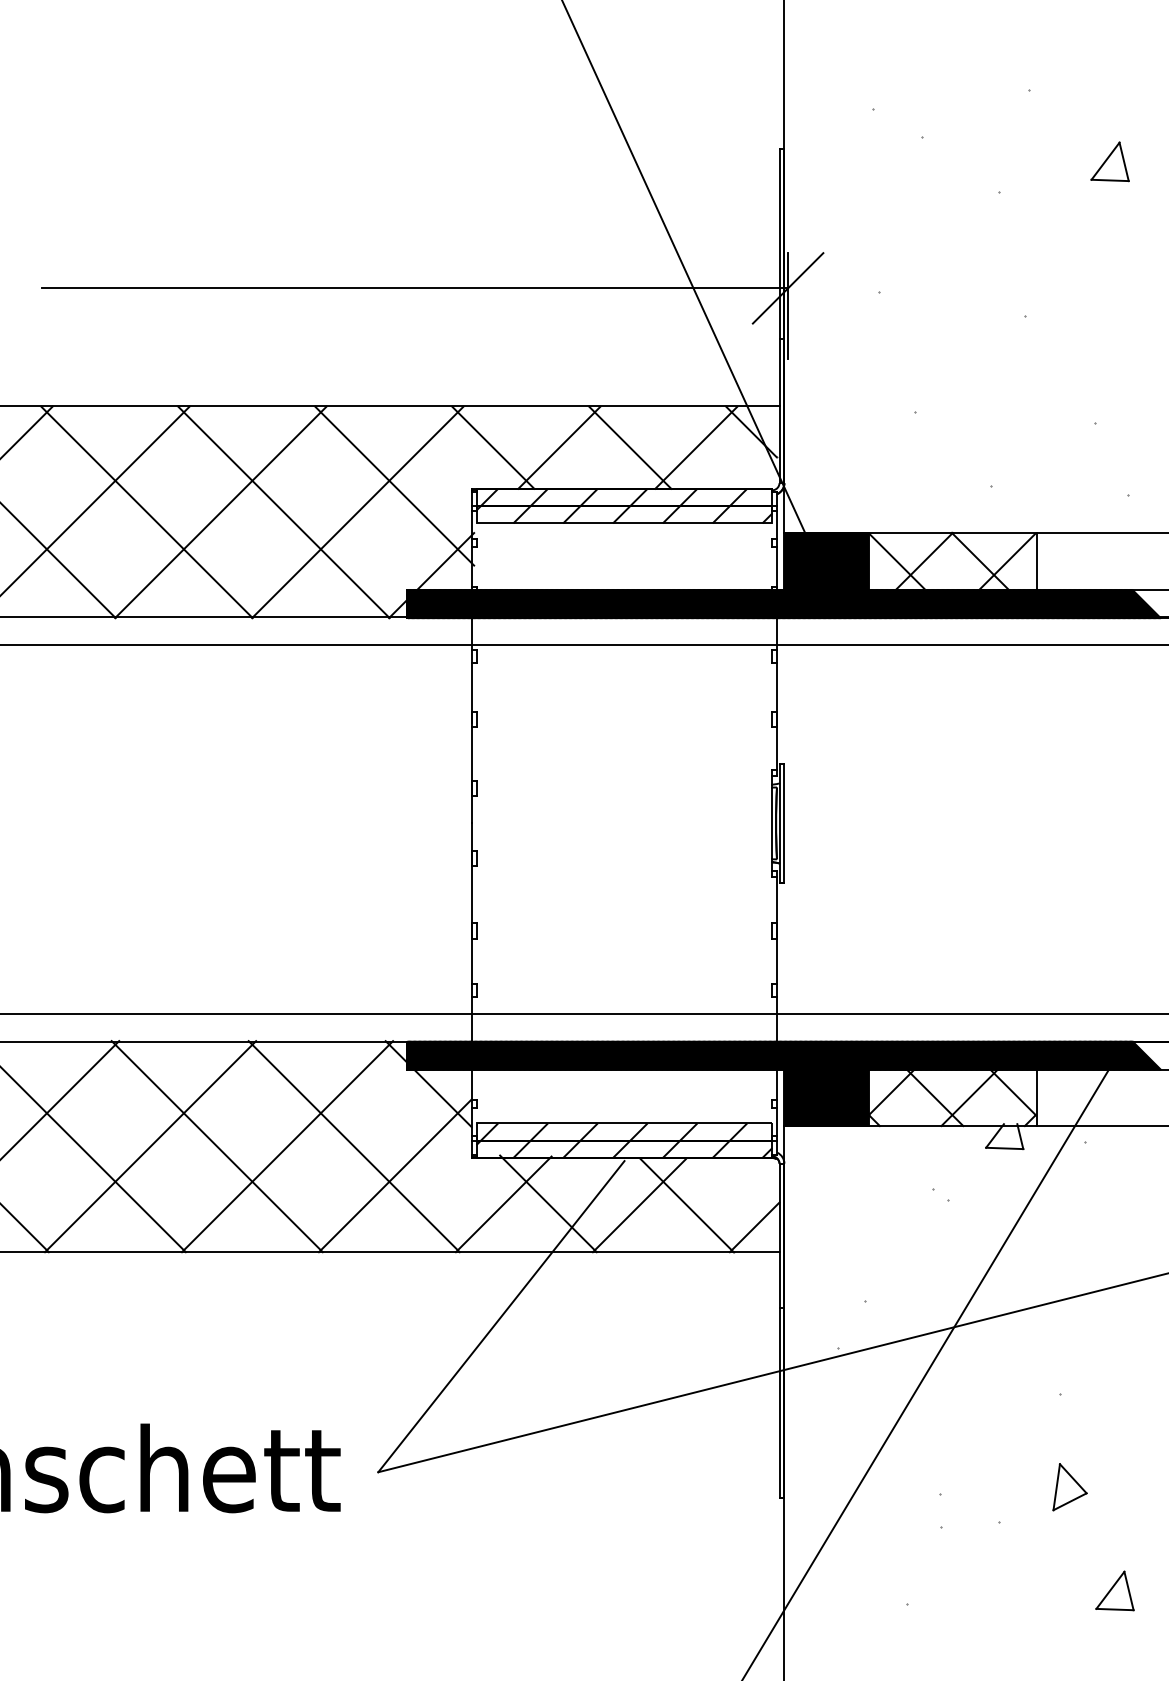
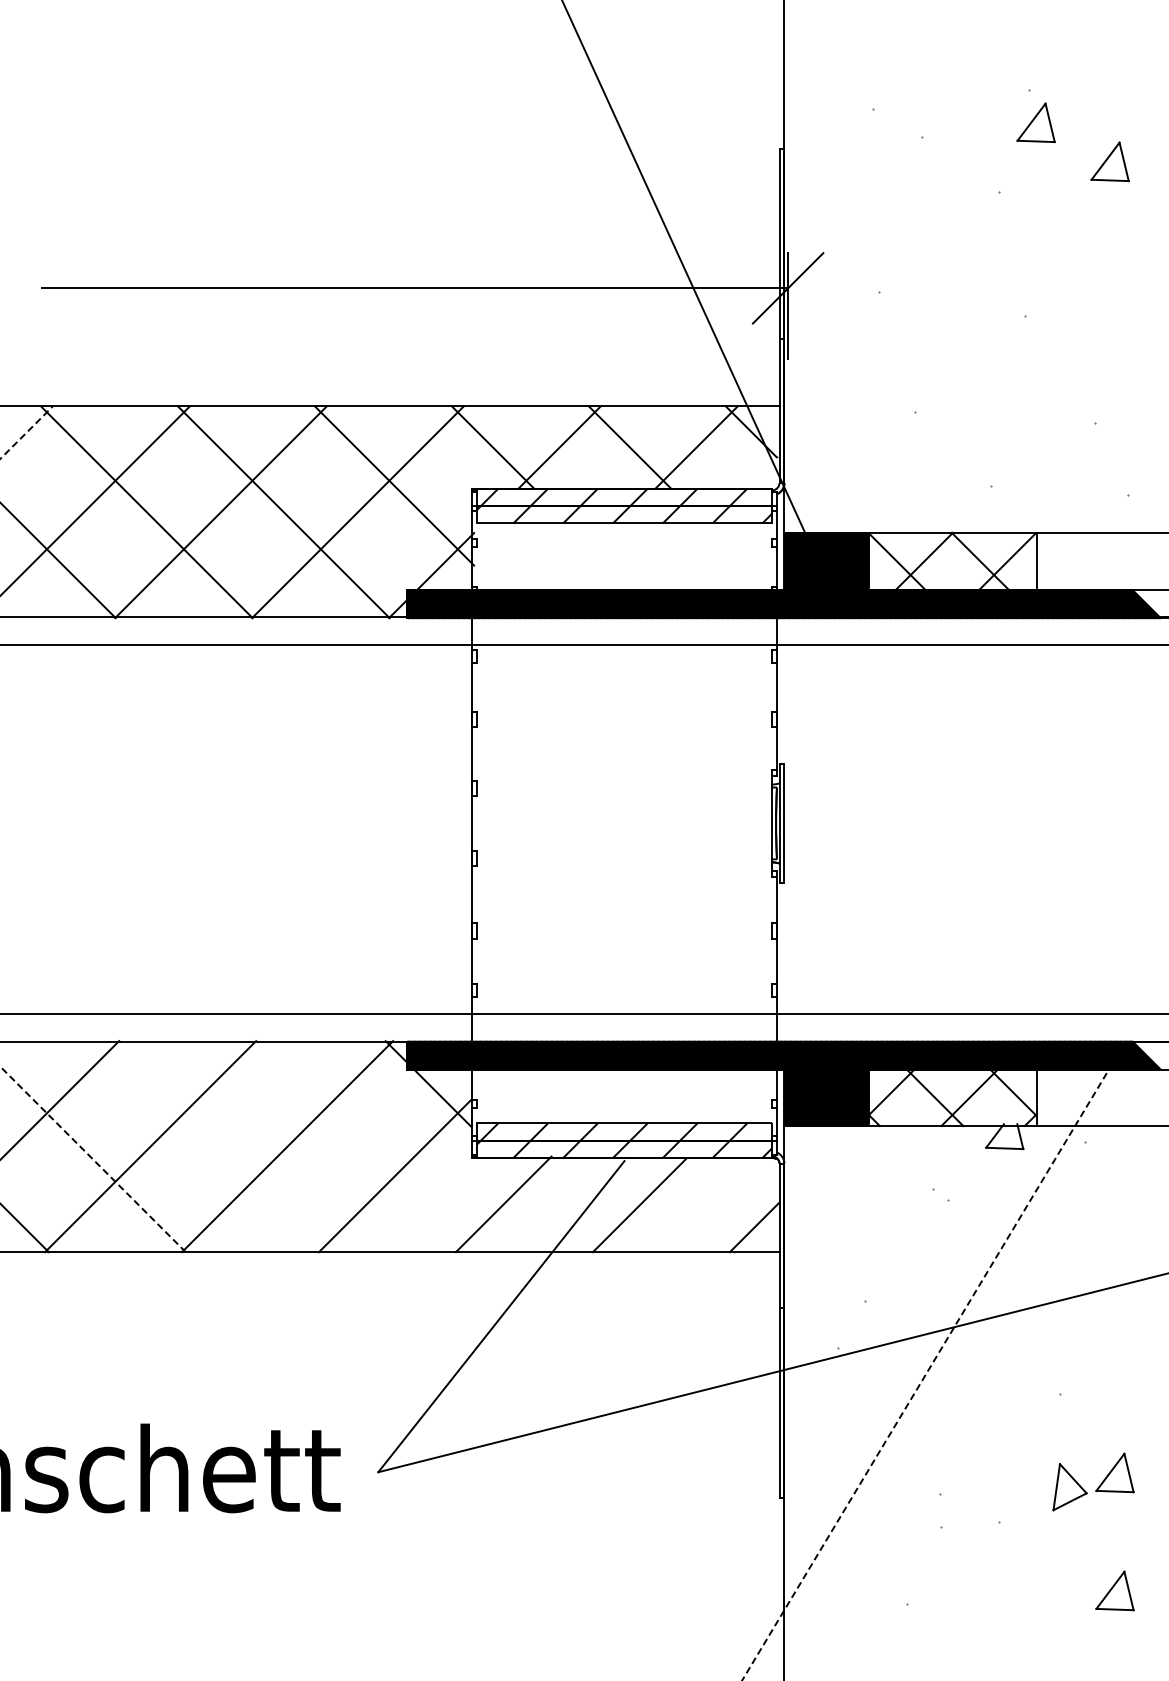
part: none -> present (1035, 122)
line: solid -> dashed (26, 432)
line: present -> none (216, 1146)
line: present -> none (353, 1146)
line: solid -> dashed (92, 1158)
line: present -> none (548, 1203)
line: present -> none (686, 1205)
line: solid -> dashed (932, 1362)
part: none -> present (1114, 1472)
